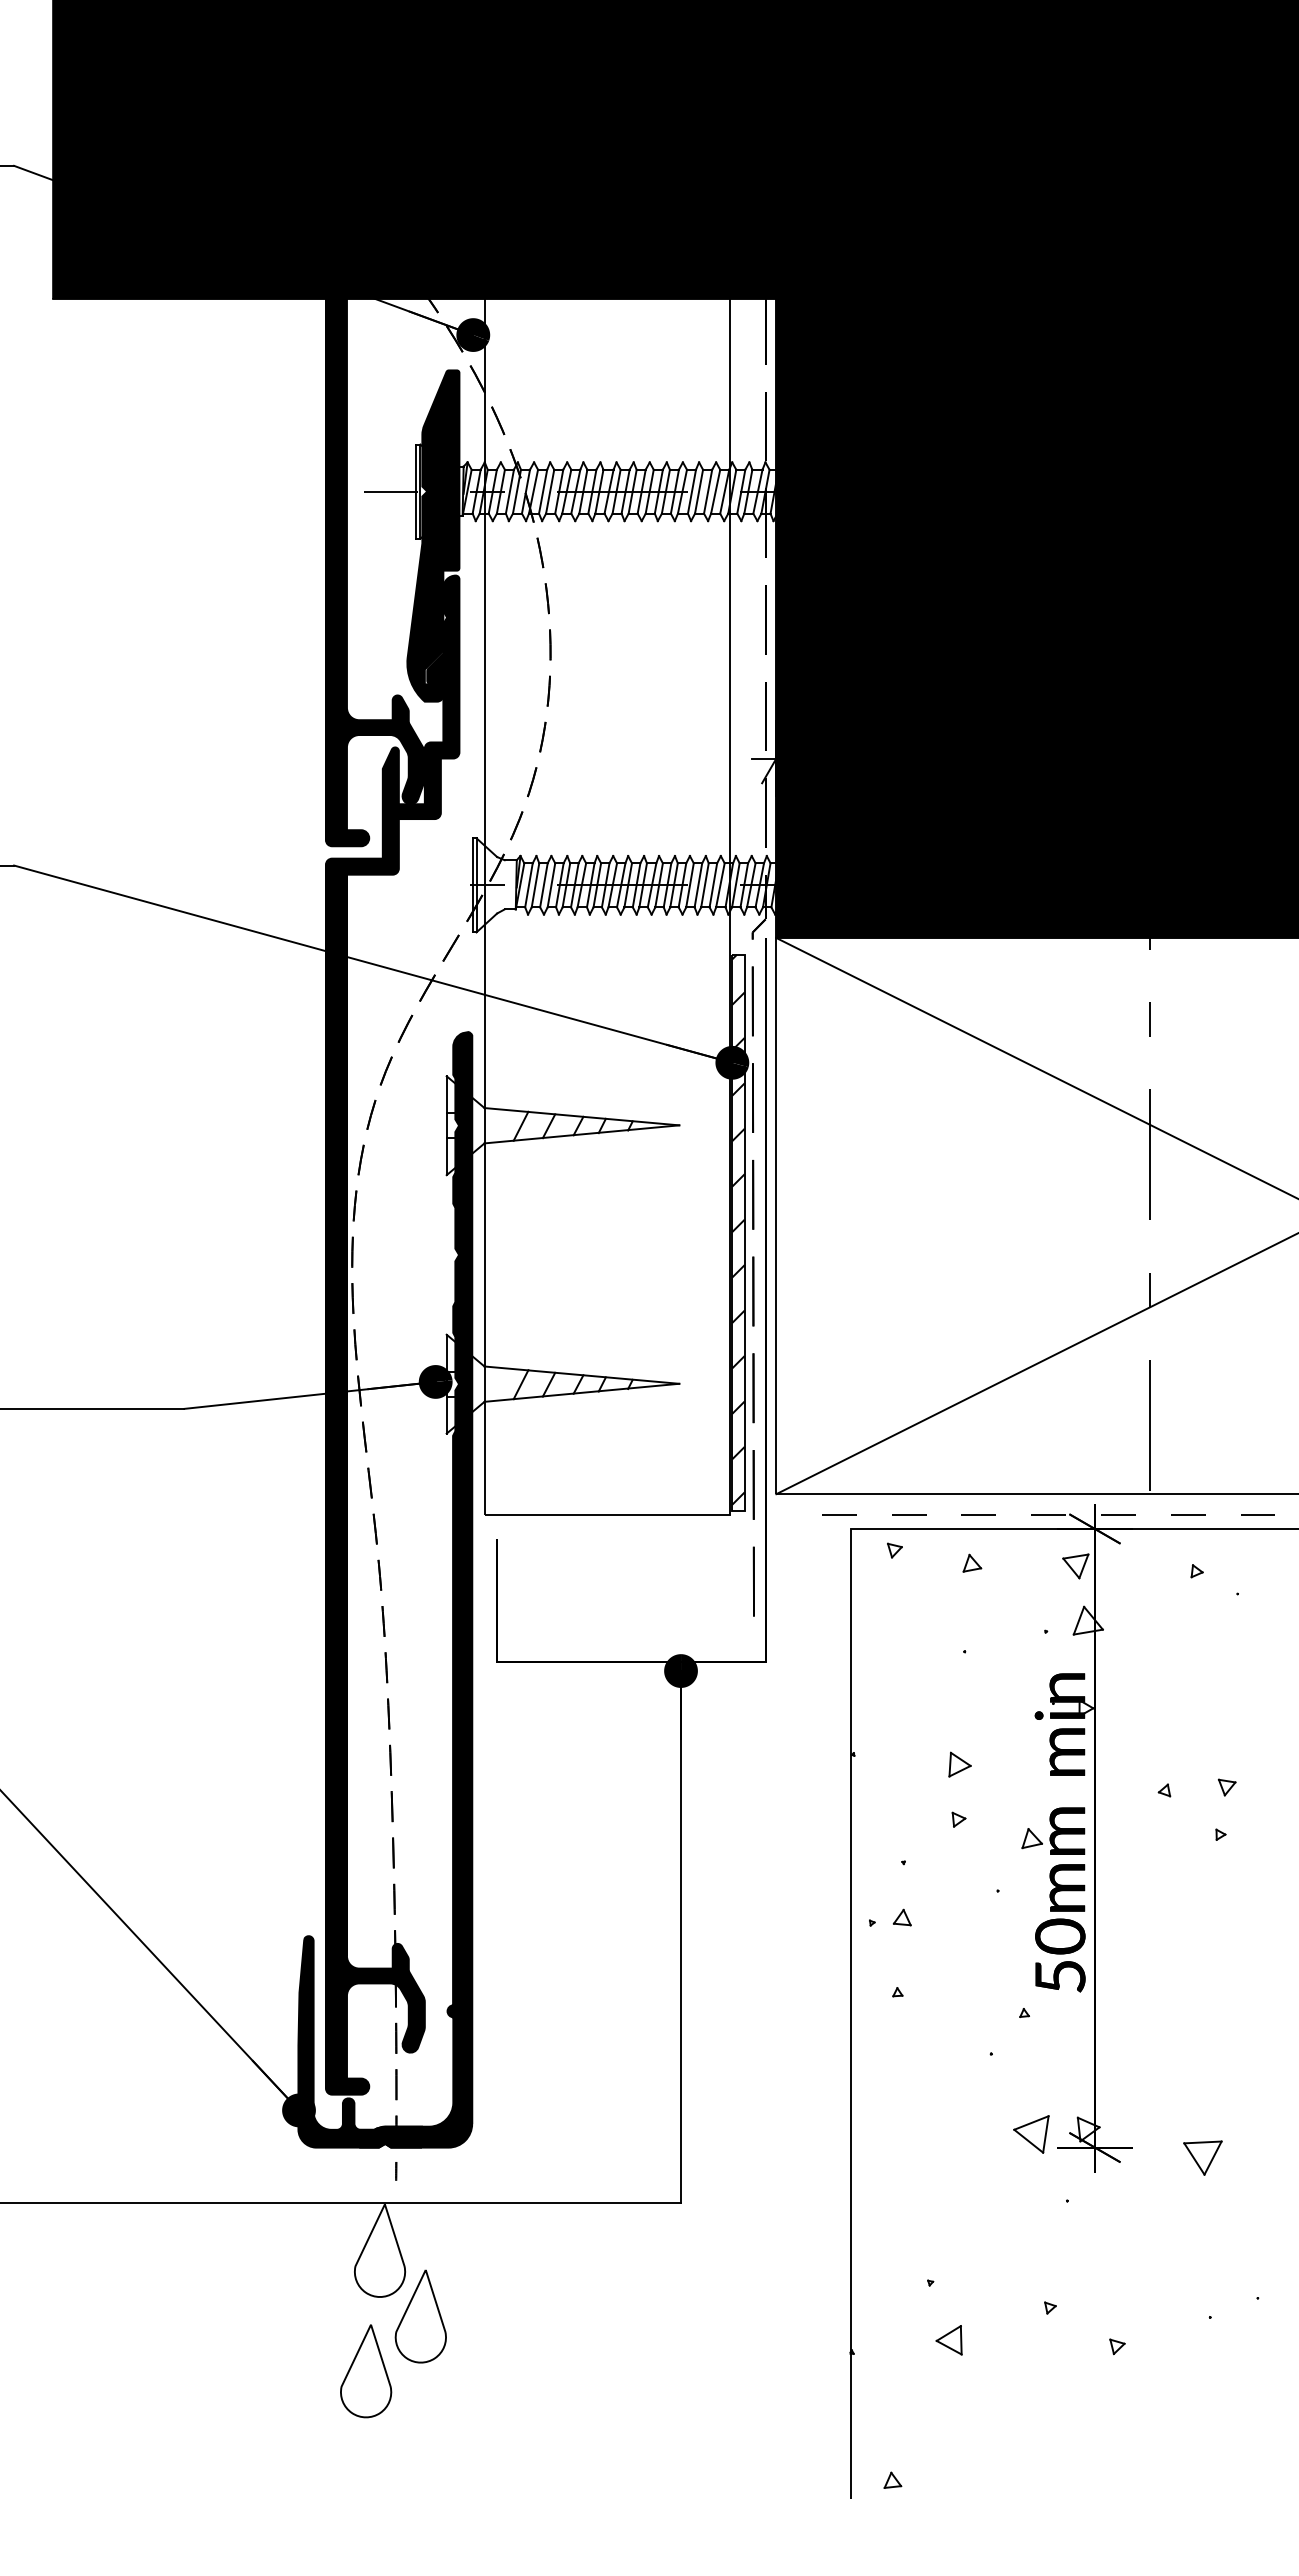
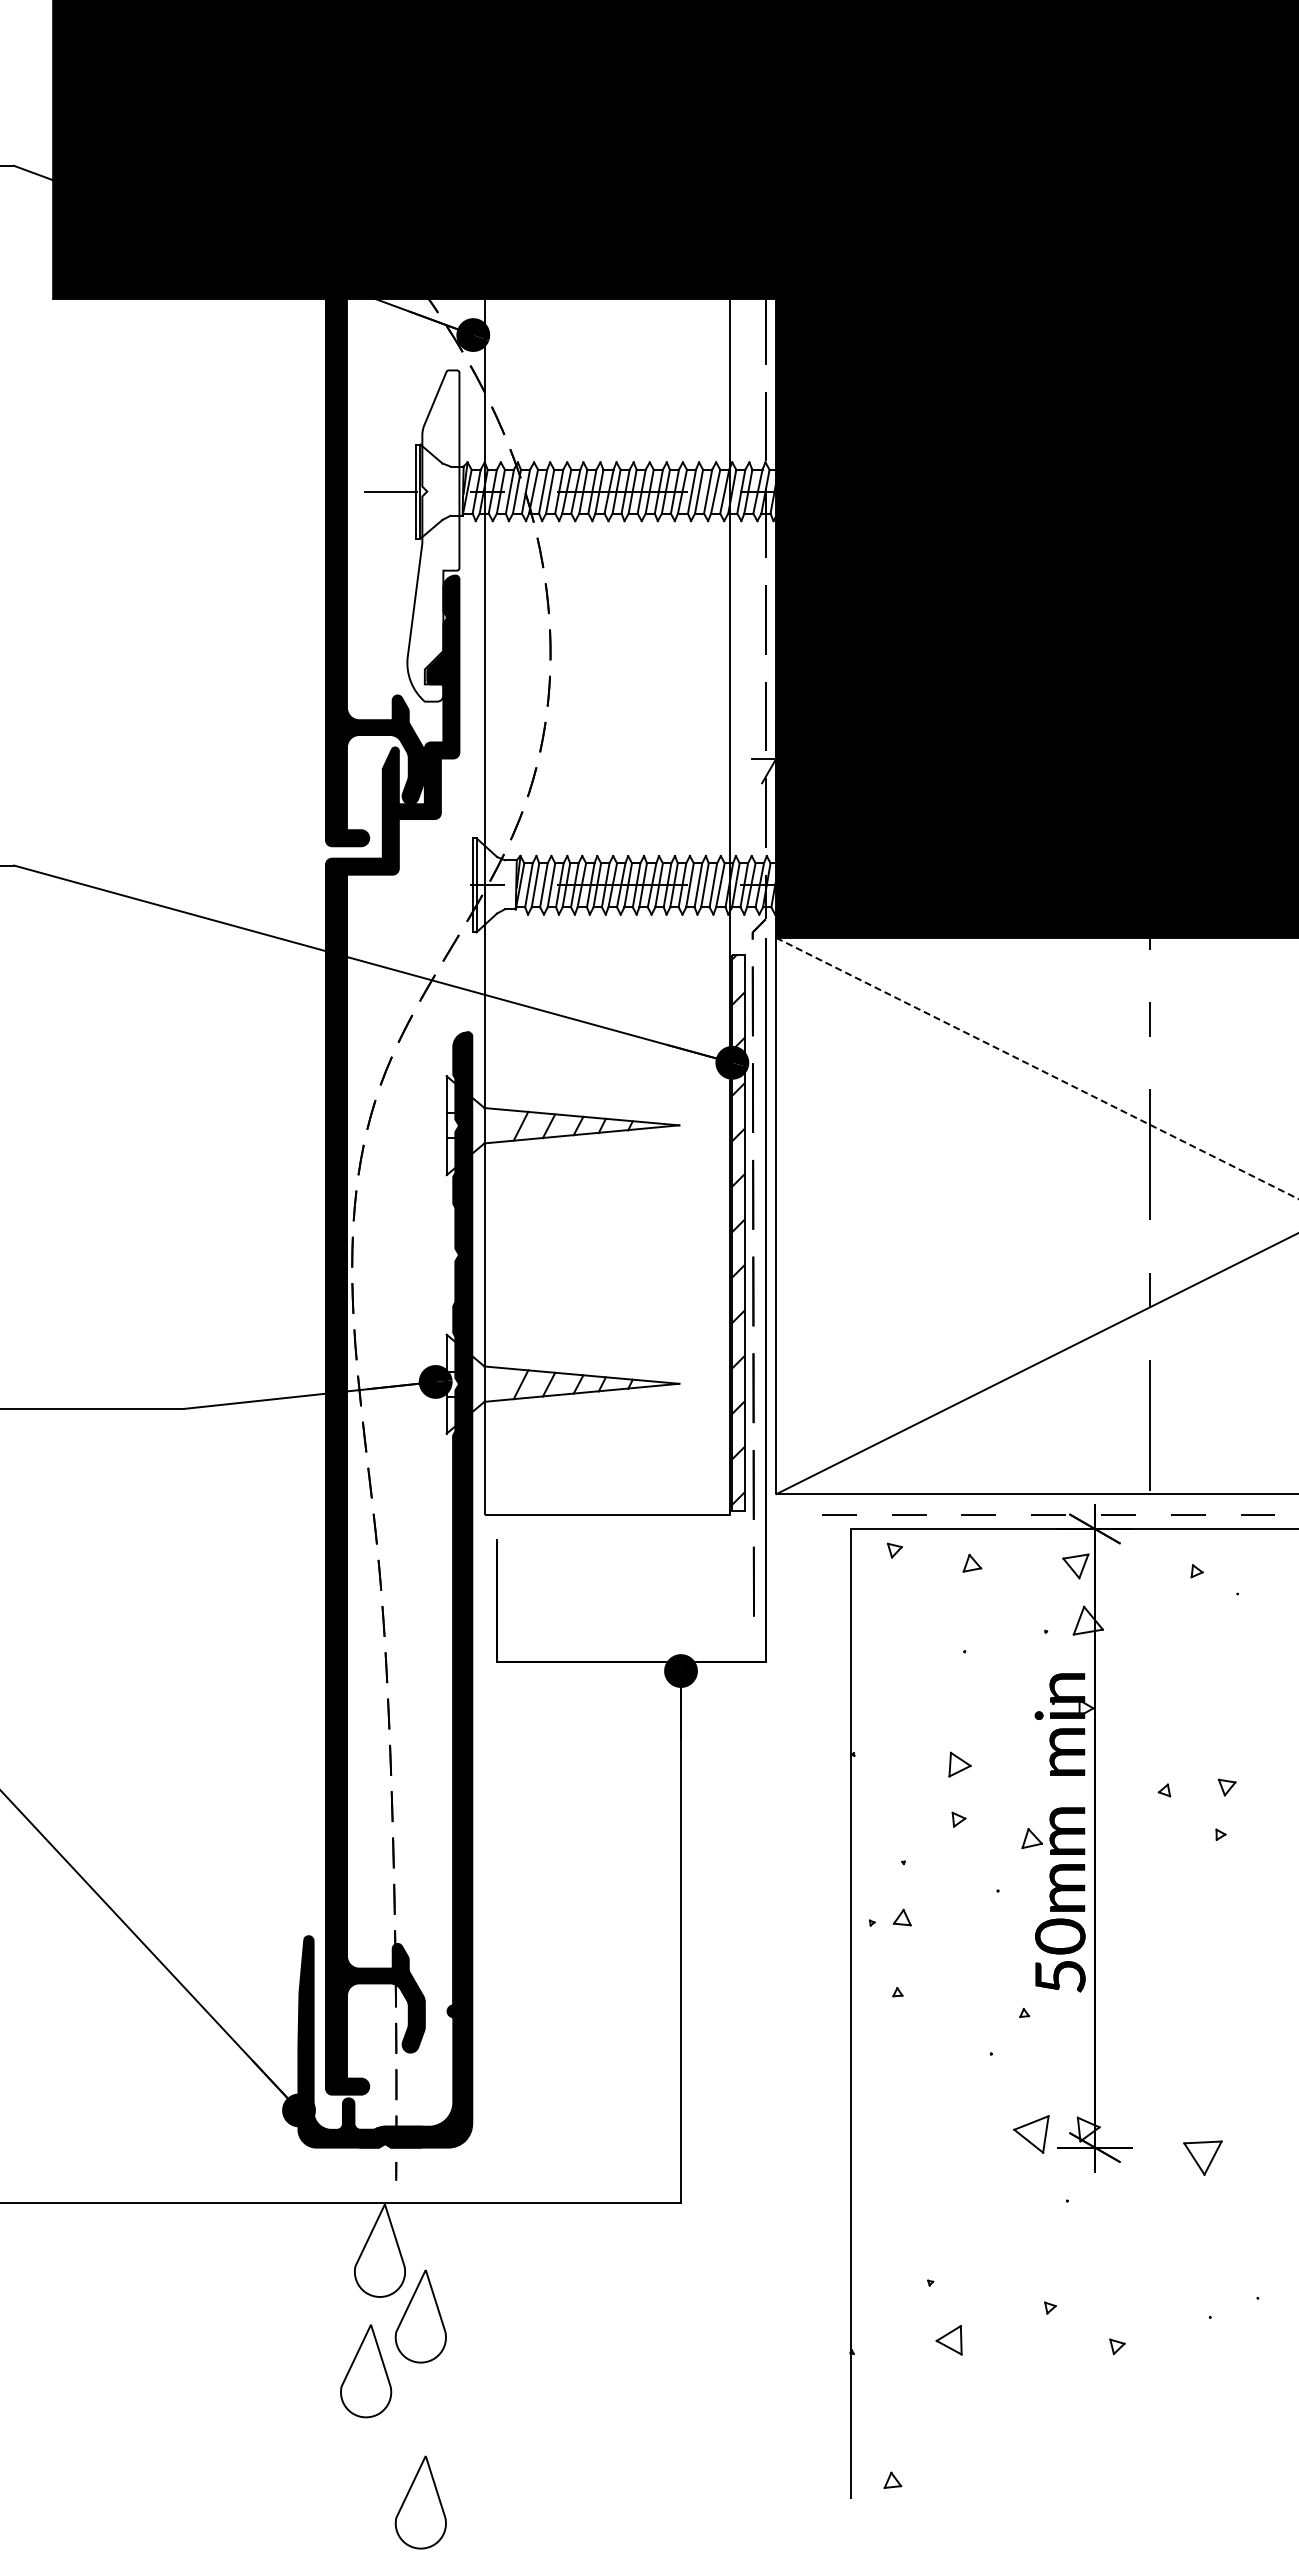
fill: present -> none (433, 535)
line: solid -> dashed (1037, 1068)
part: none -> present (420, 2502)
